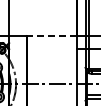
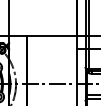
line: dashed -> solid (51, 36)
